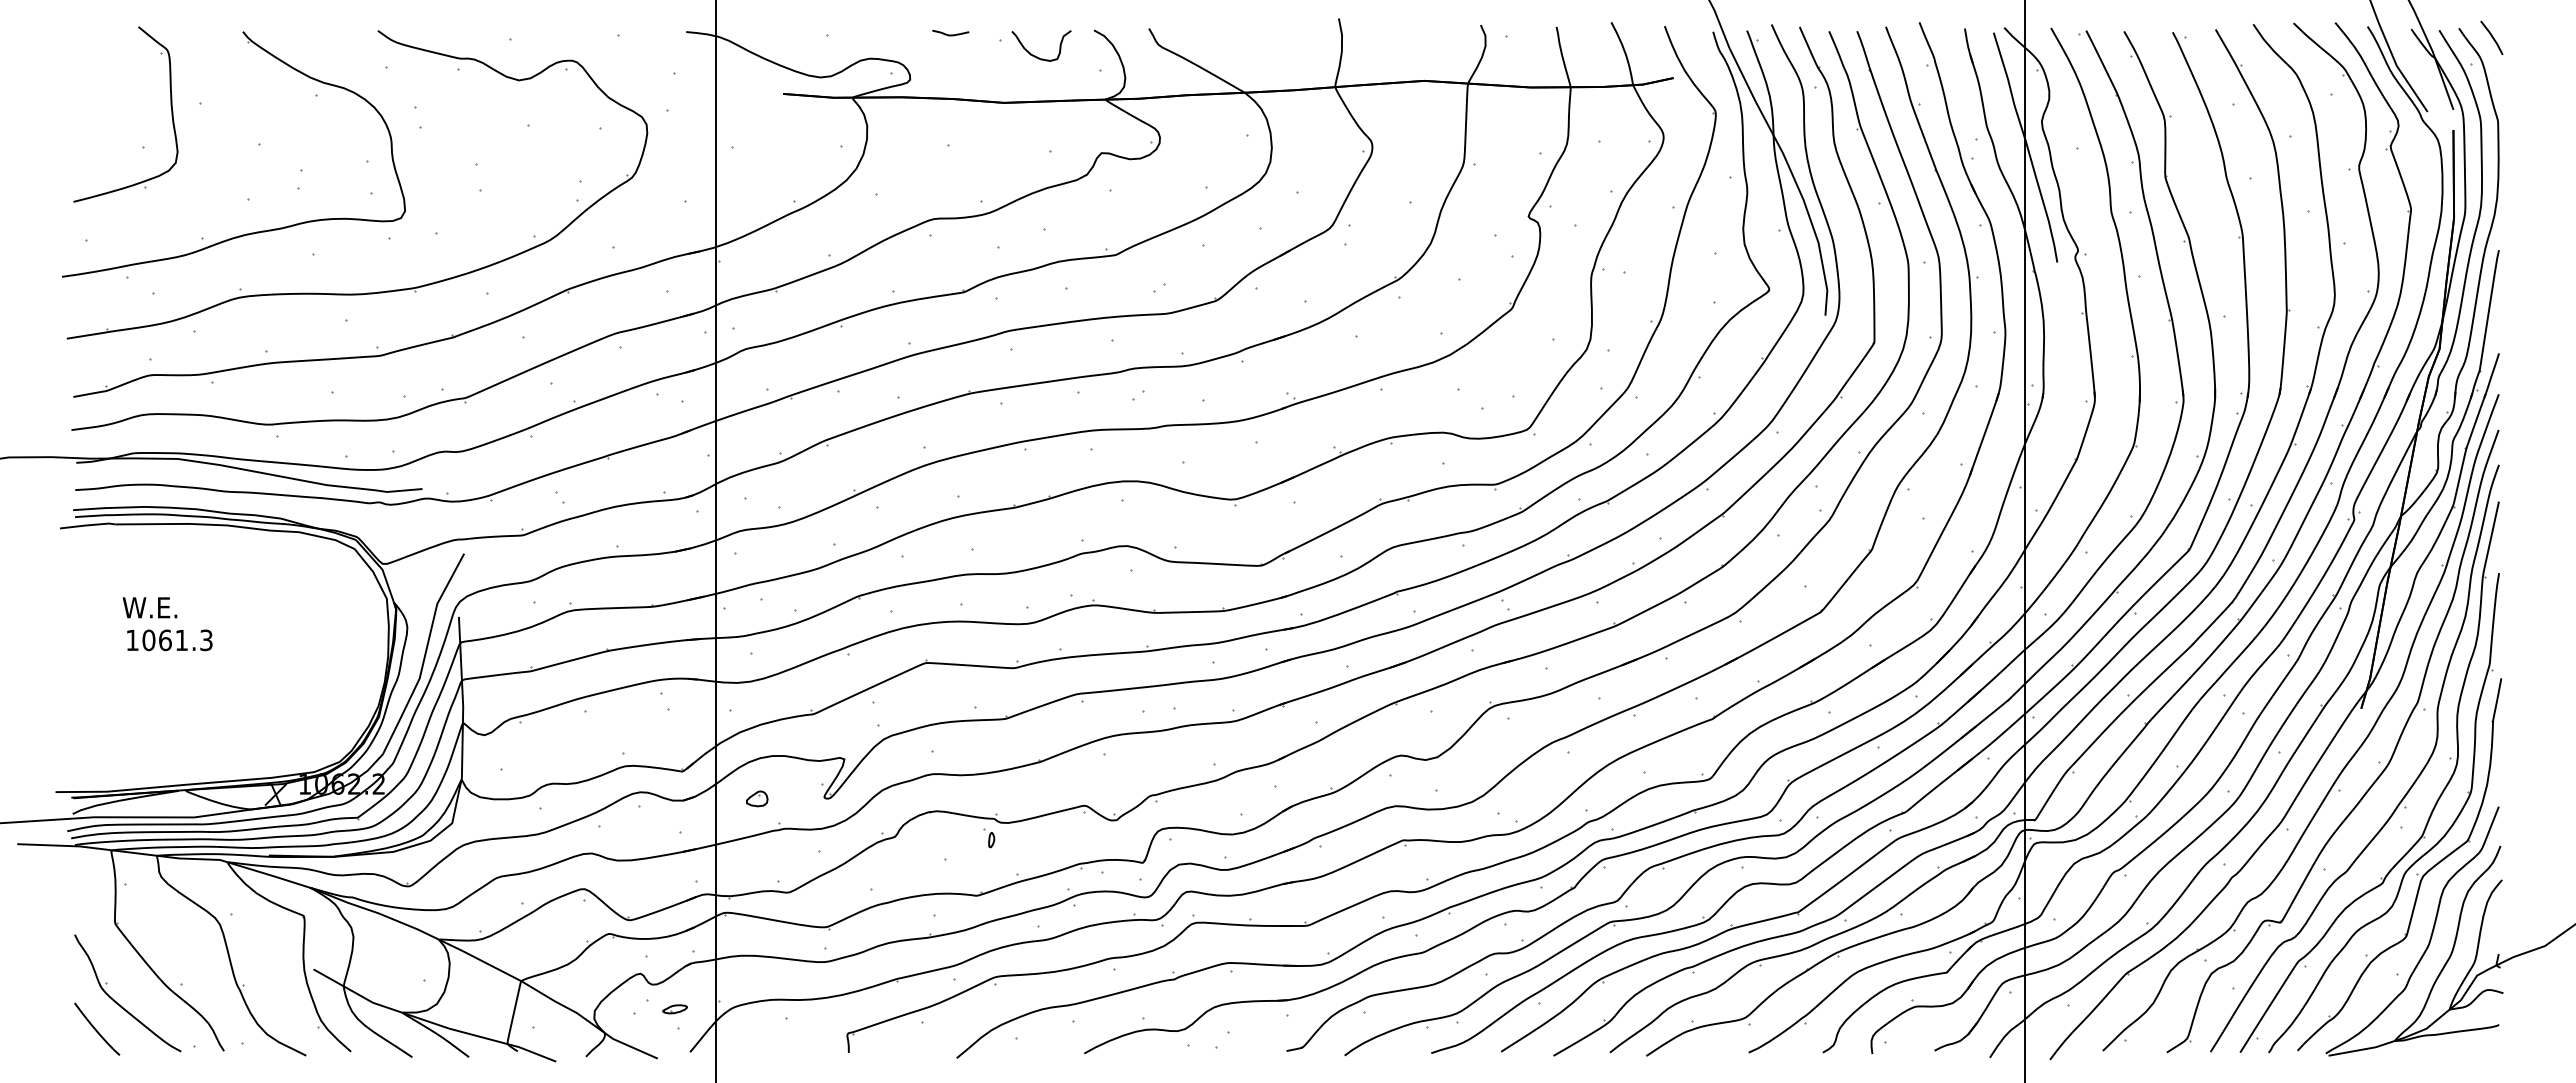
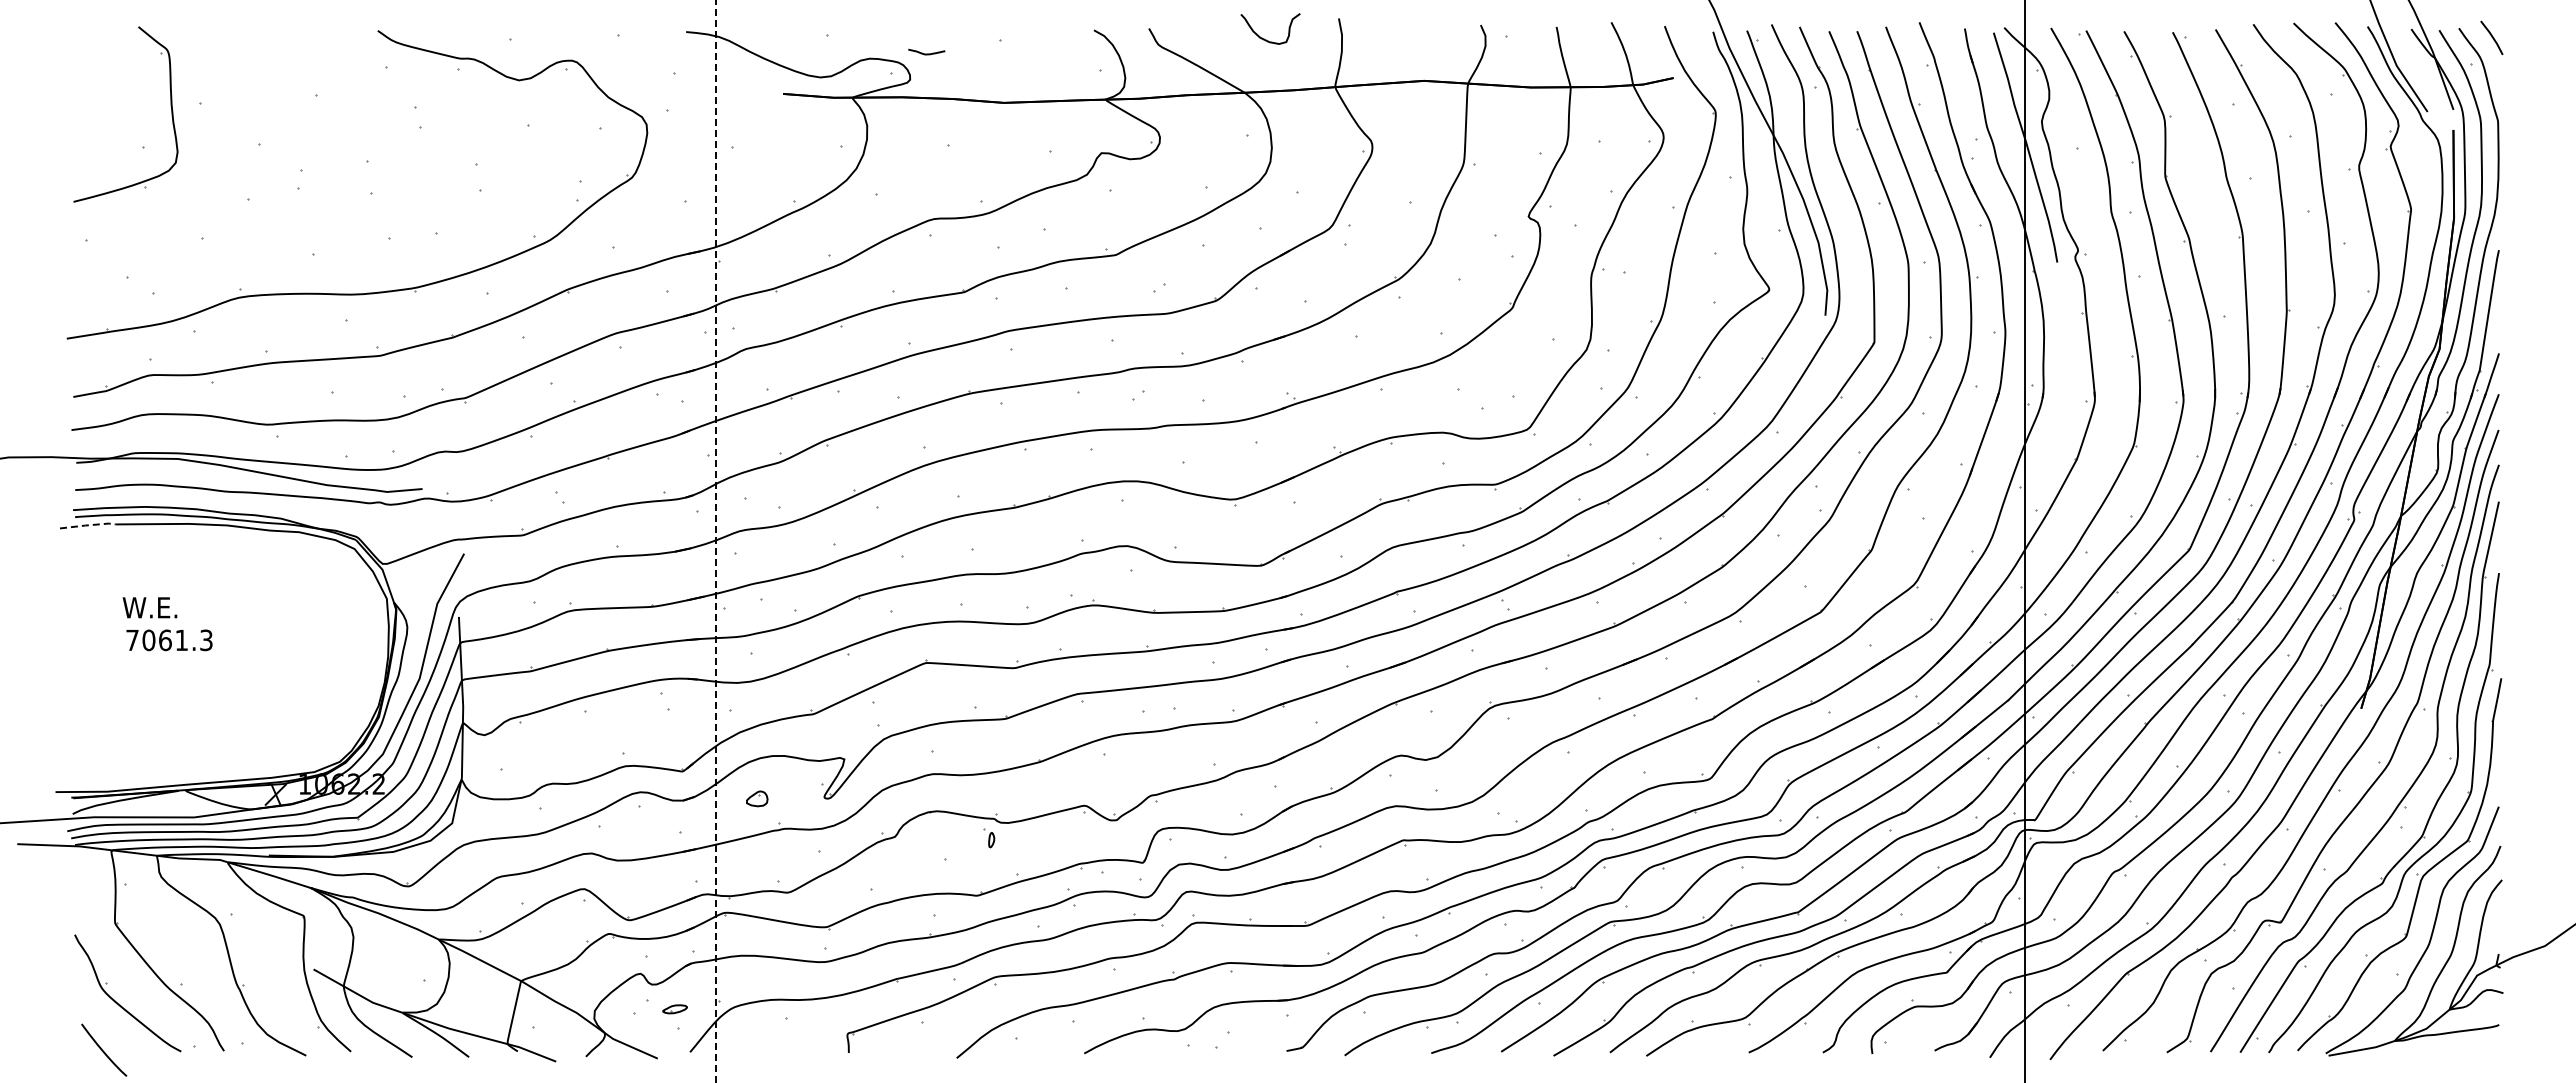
curve position: (950, 34) -> (926, 53) (926, 53)
curve position: (1035, 55) -> (1264, 38) (1264, 38)
part: present -> none (251, 232)
line: solid -> dashed (88, 525)
line: solid -> dashed (716, 540)
text: 1061.3 -> 7061.3 (132, 640)
curve position: (96, 1029) -> (103, 1050) (103, 1050)
